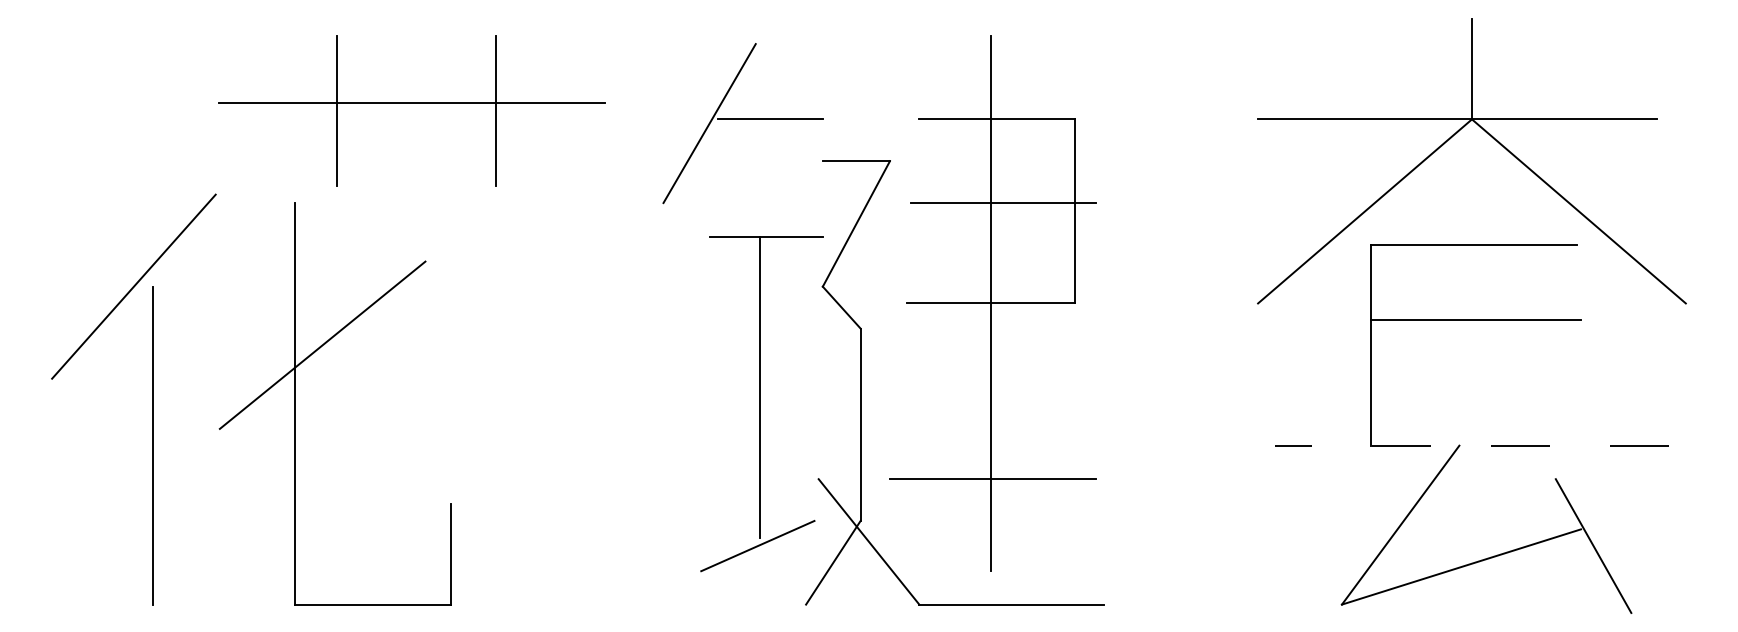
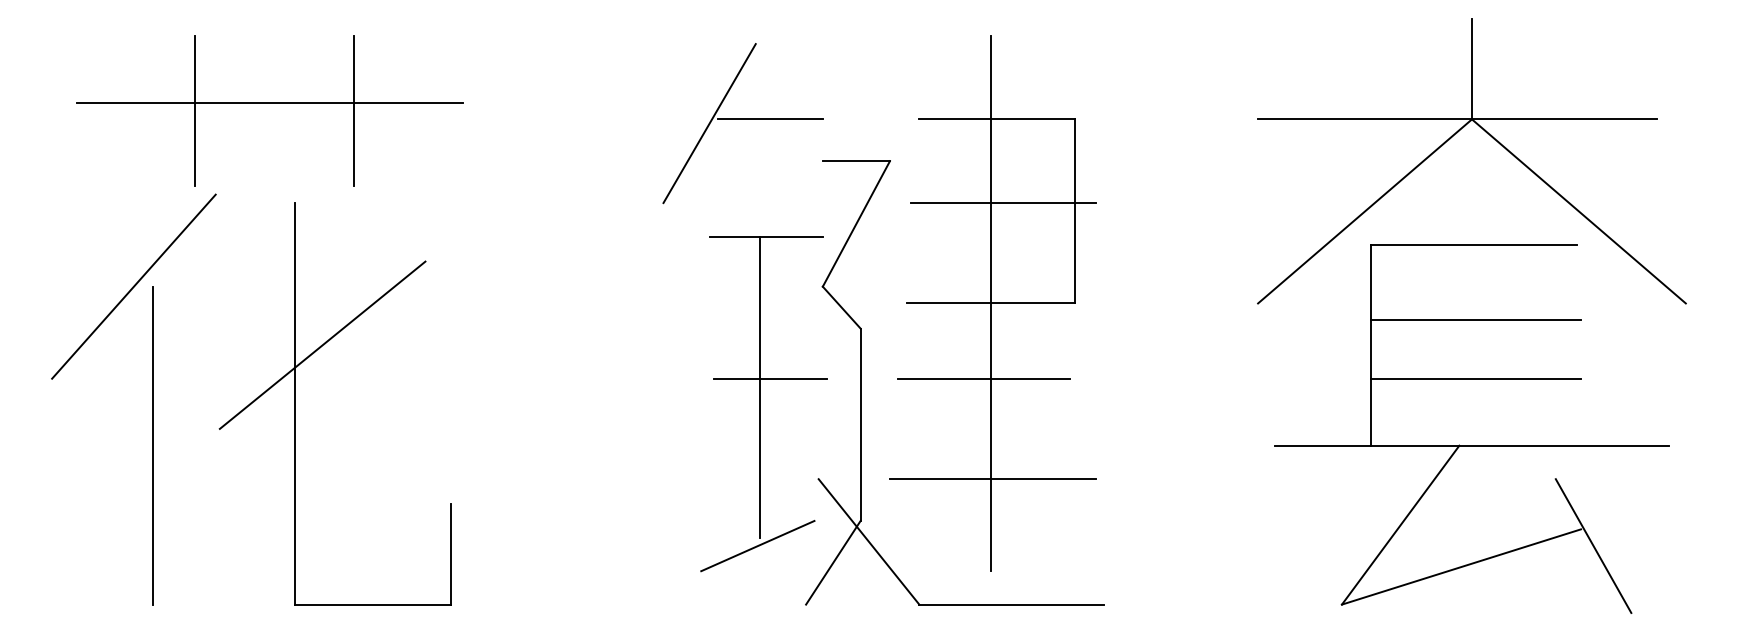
part position: (411, 103) -> (269, 103) (269, 103)
line: none -> present (770, 378)
line: none -> present (984, 378)
line: none -> present (1476, 378)
line: dashed -> solid (1471, 445)
